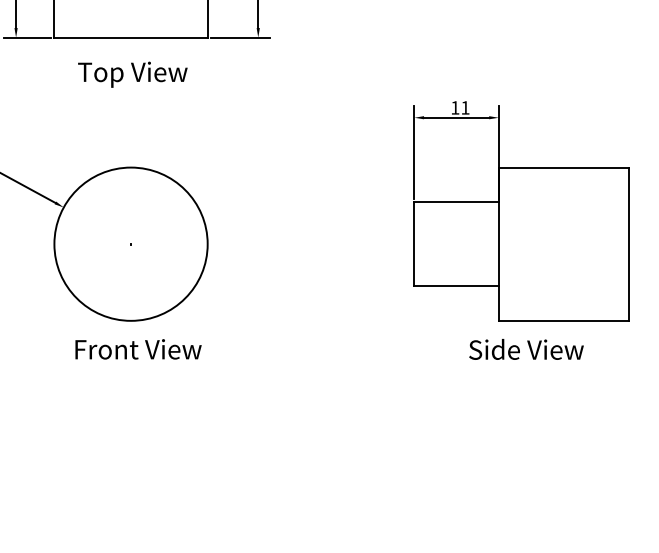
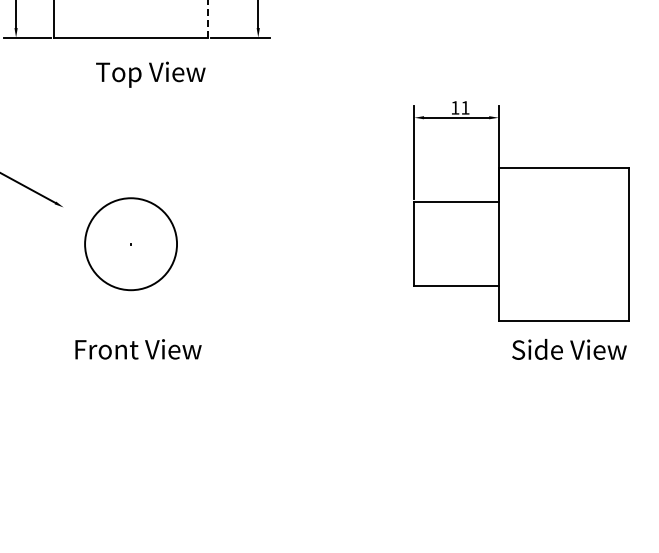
line: solid -> dashed (207, 18)
text position: (132, 74) -> (150, 74) (150, 74)
circle diameter: 153 px -> 92 px (131, 244)
text position: (526, 349) -> (569, 349) (569, 349)
